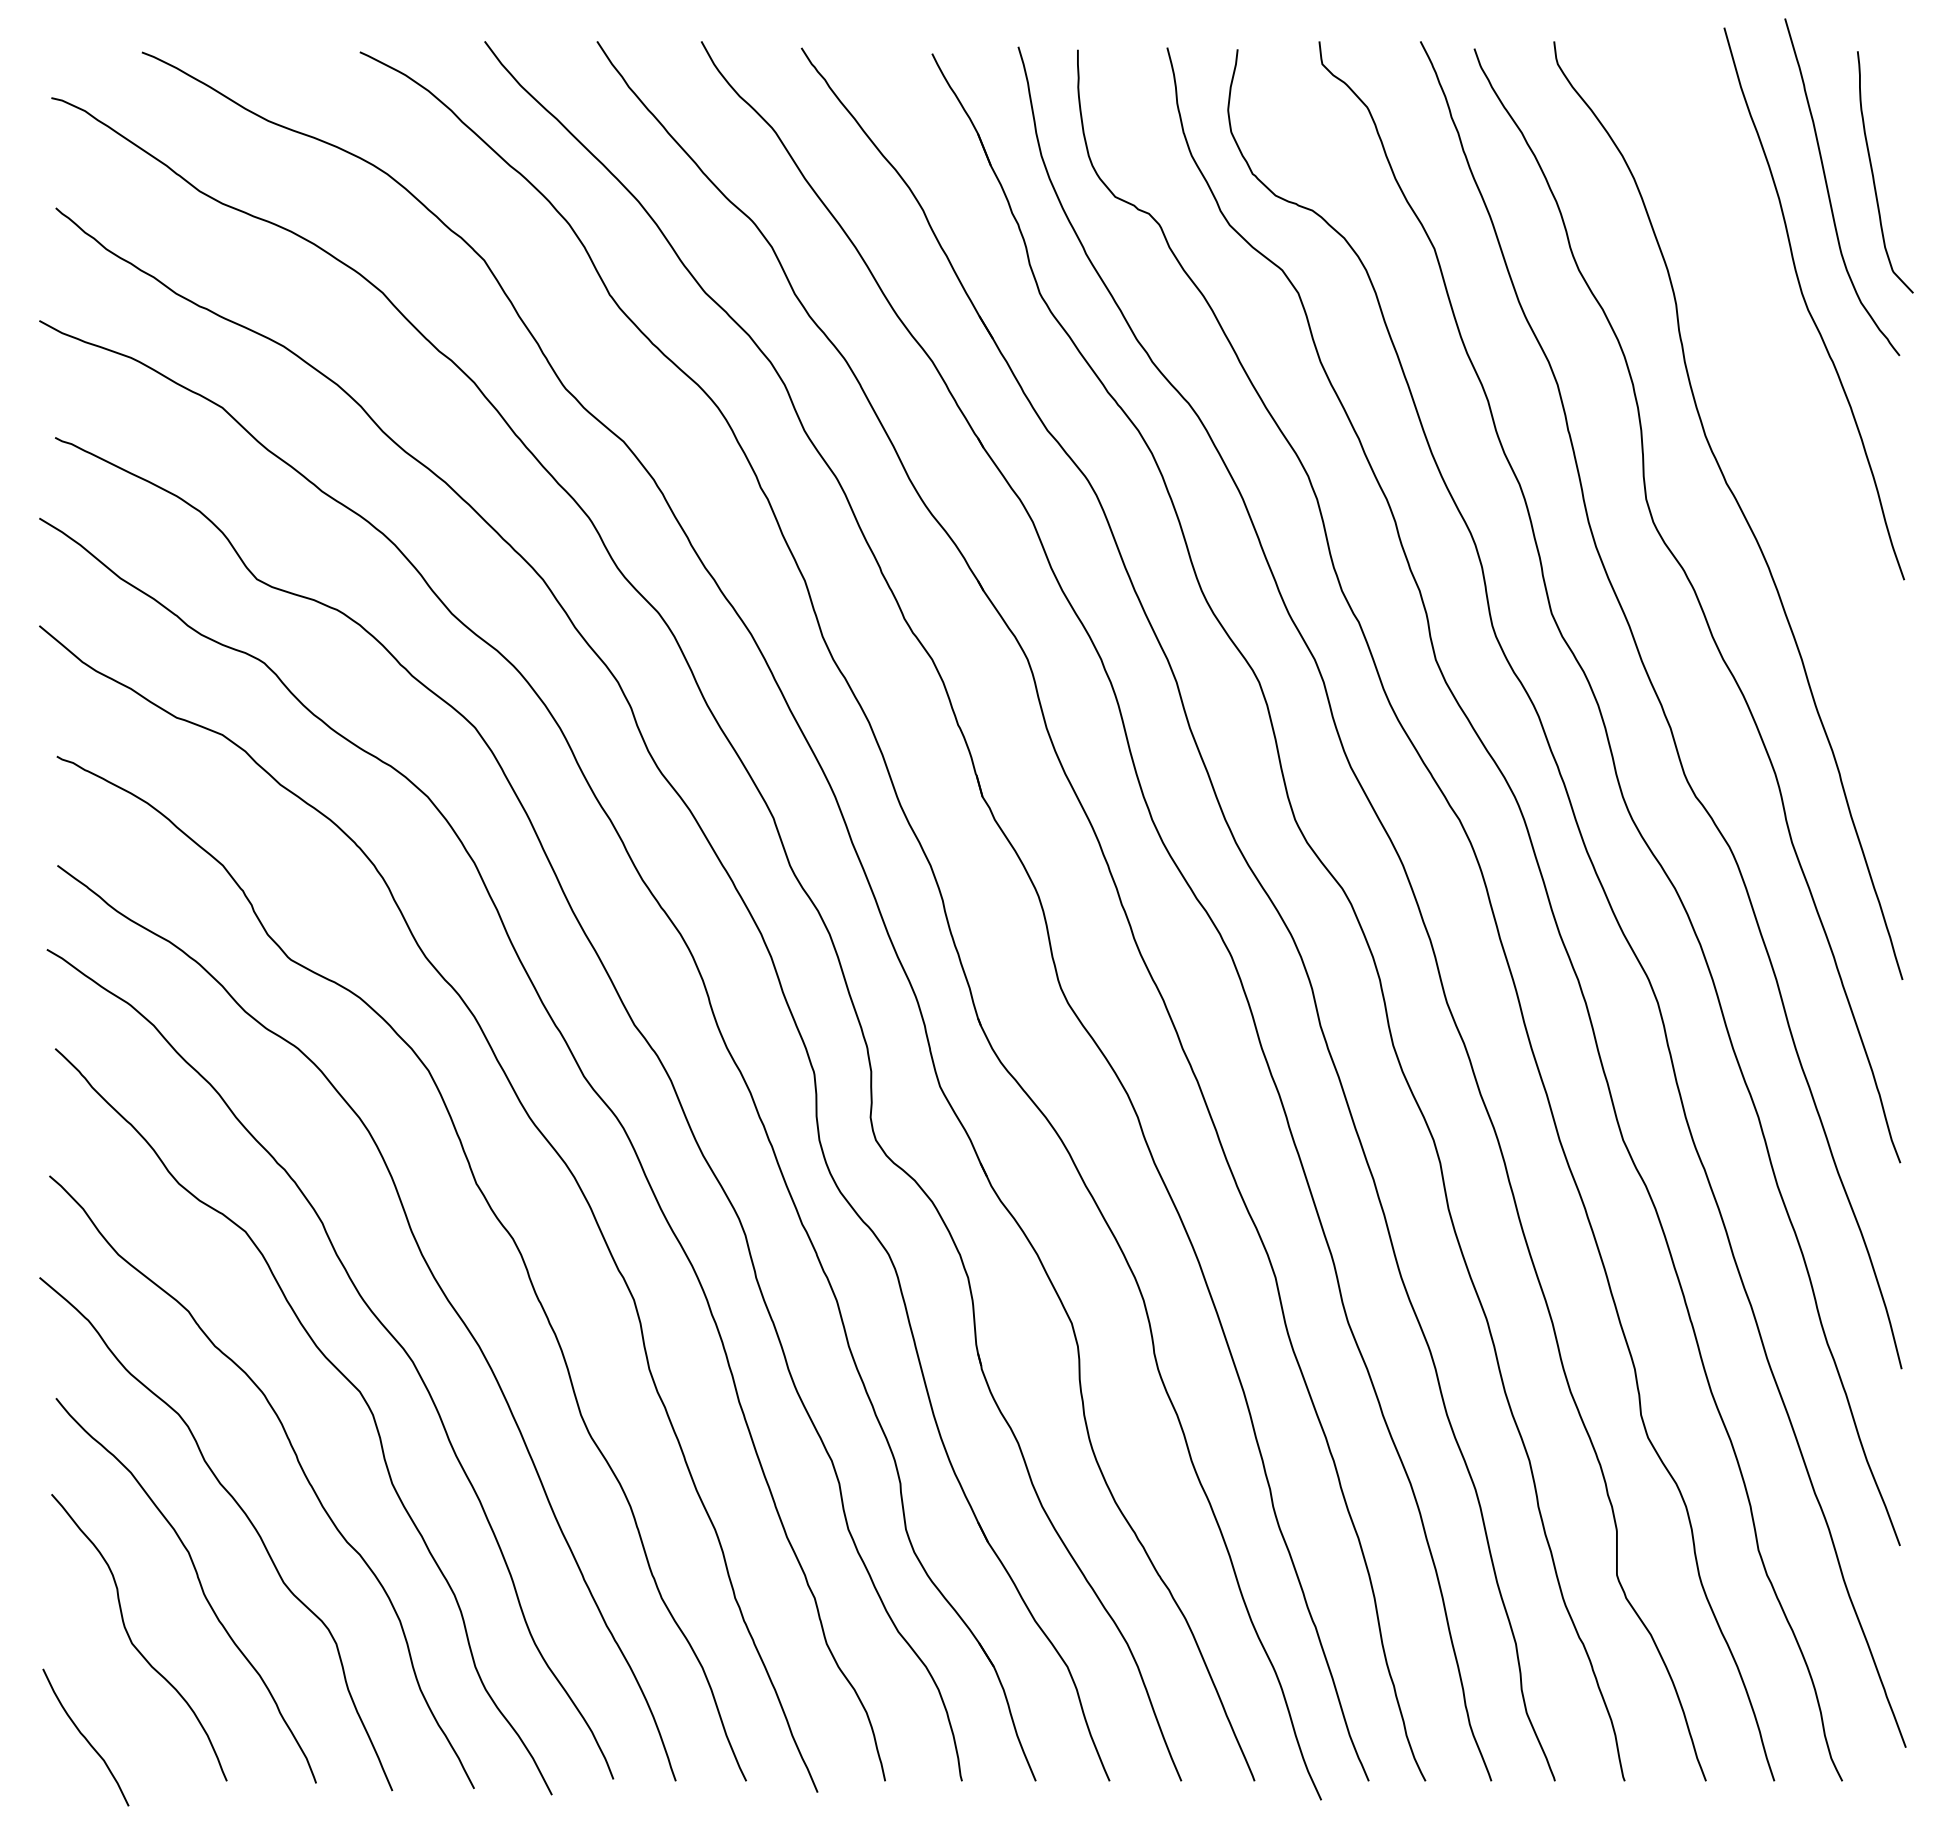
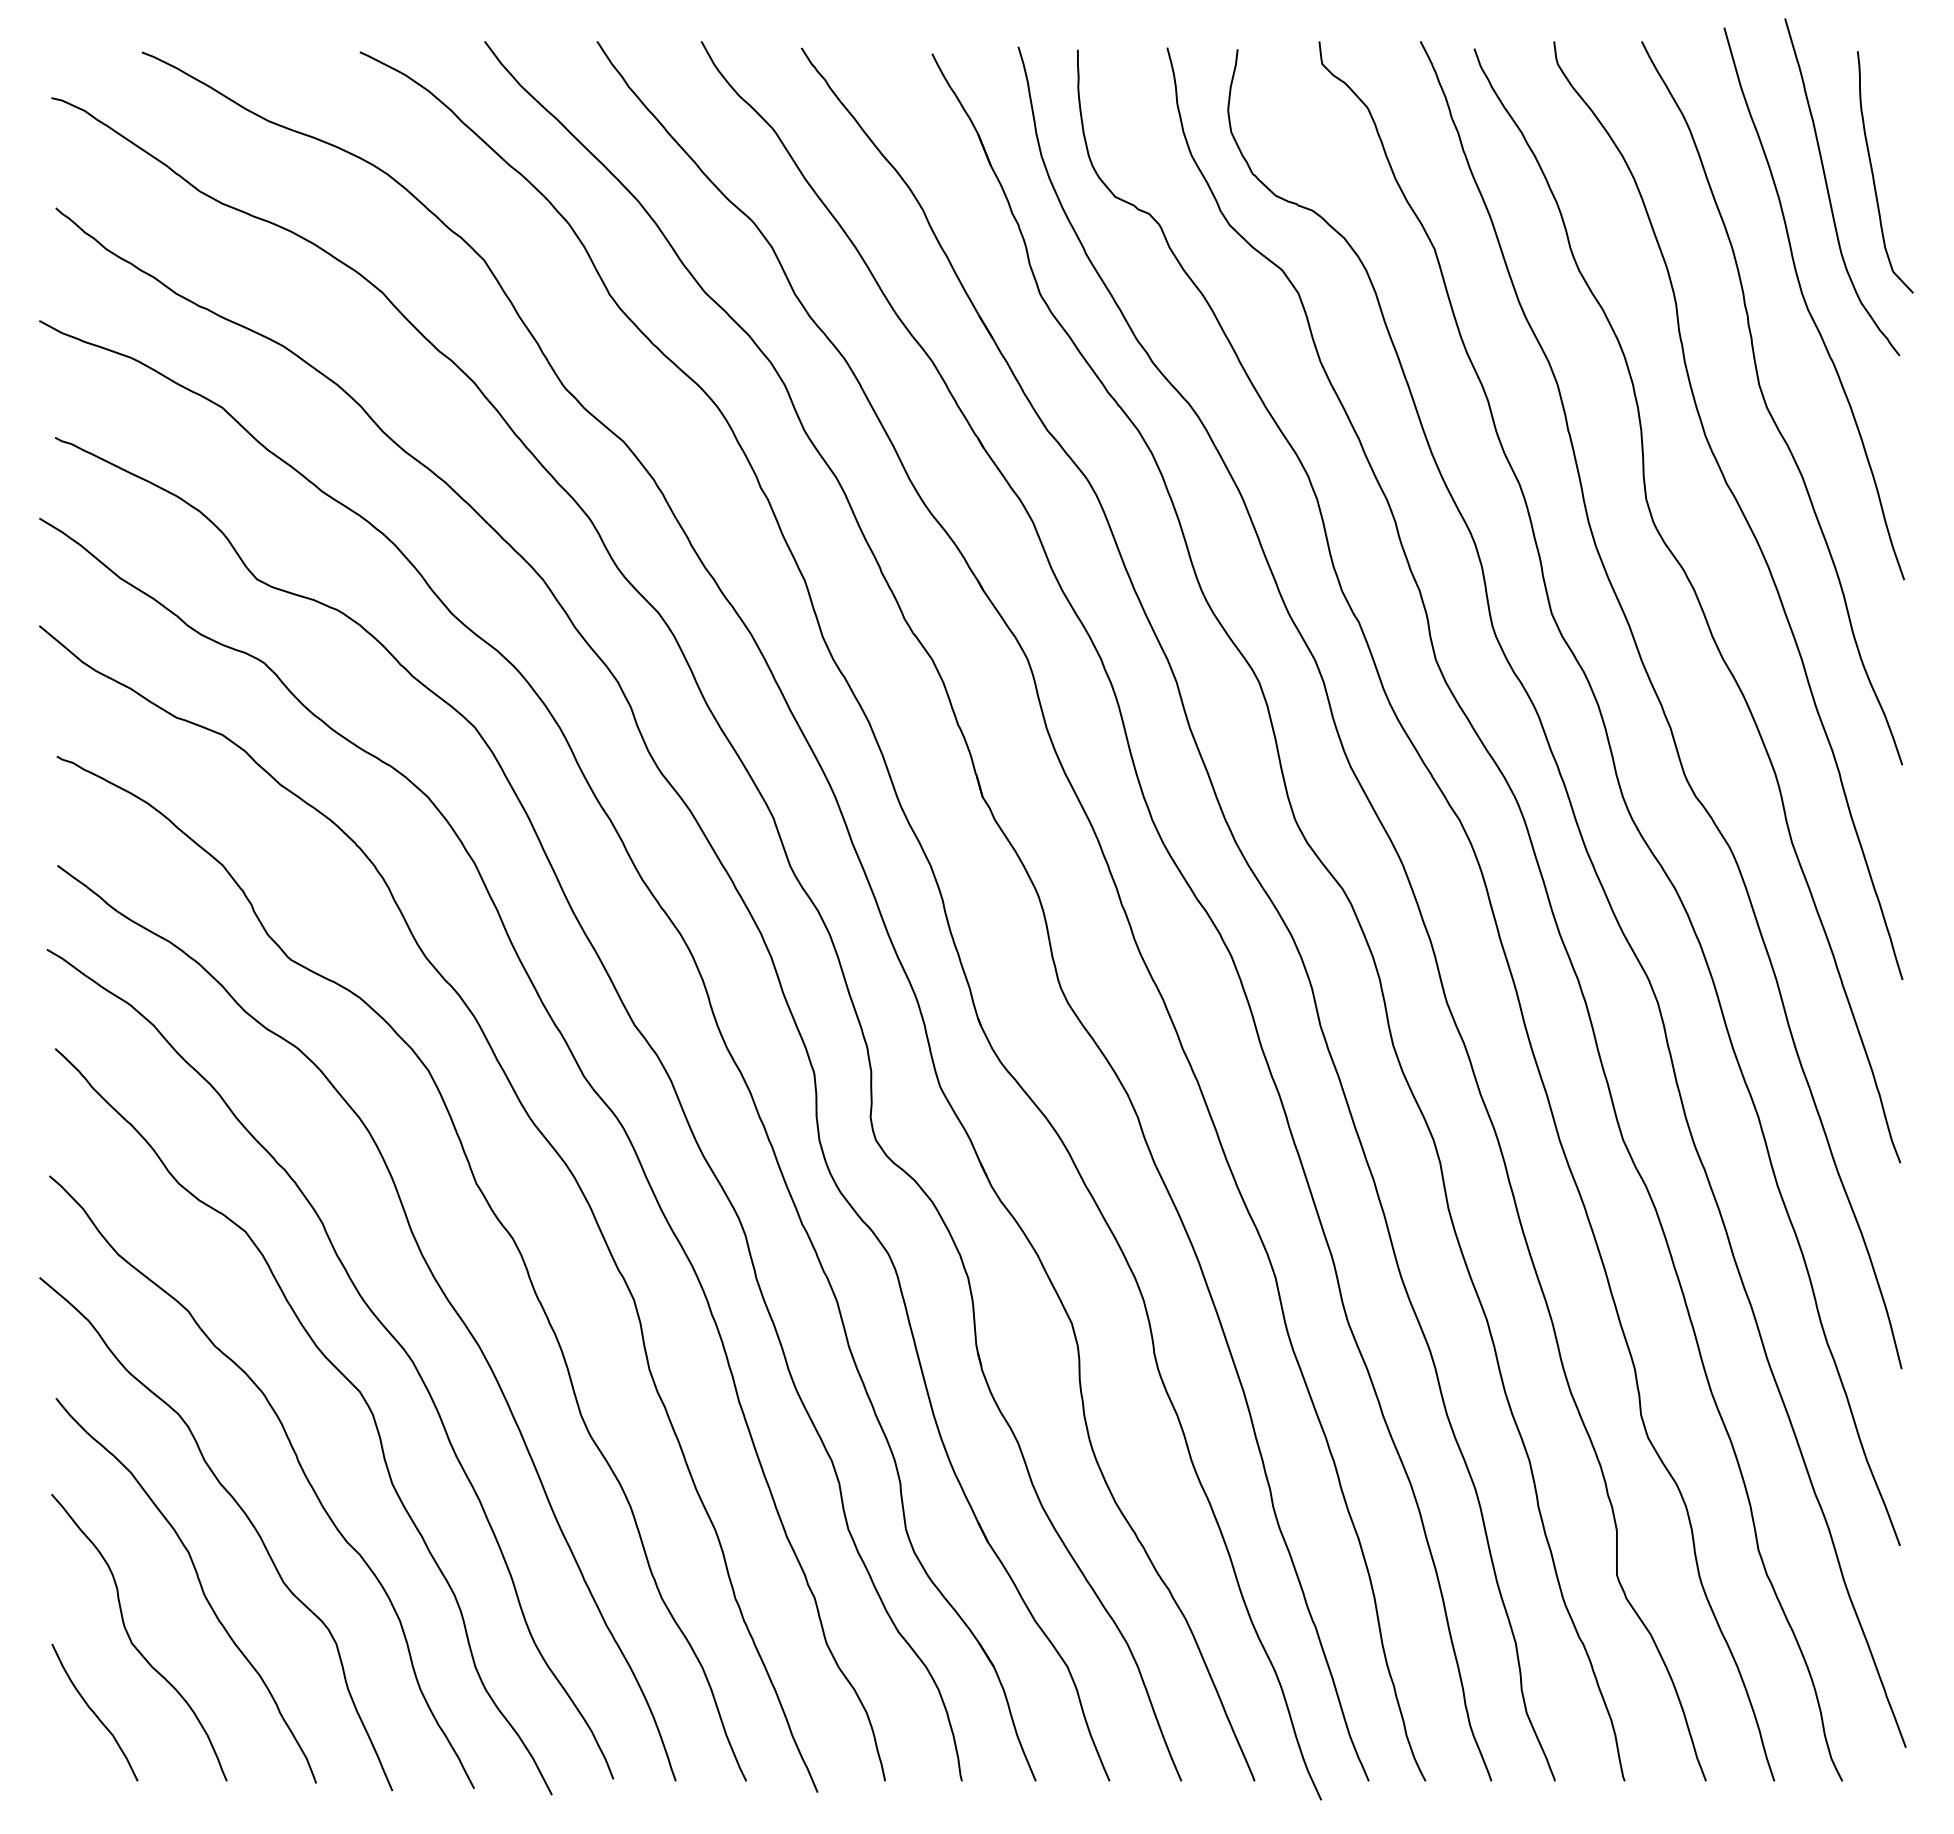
curve: none -> present (1767, 405)
curve position: (85, 1737) -> (94, 1712) (94, 1712)
